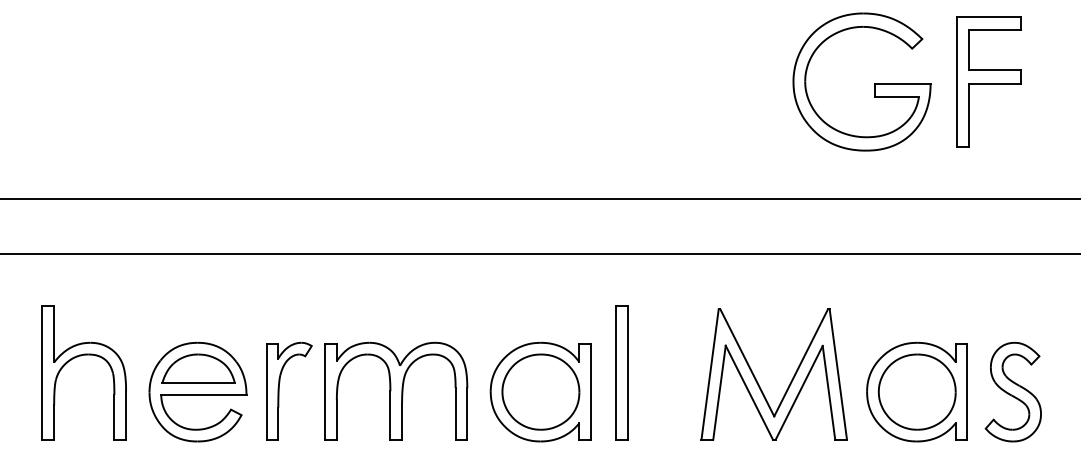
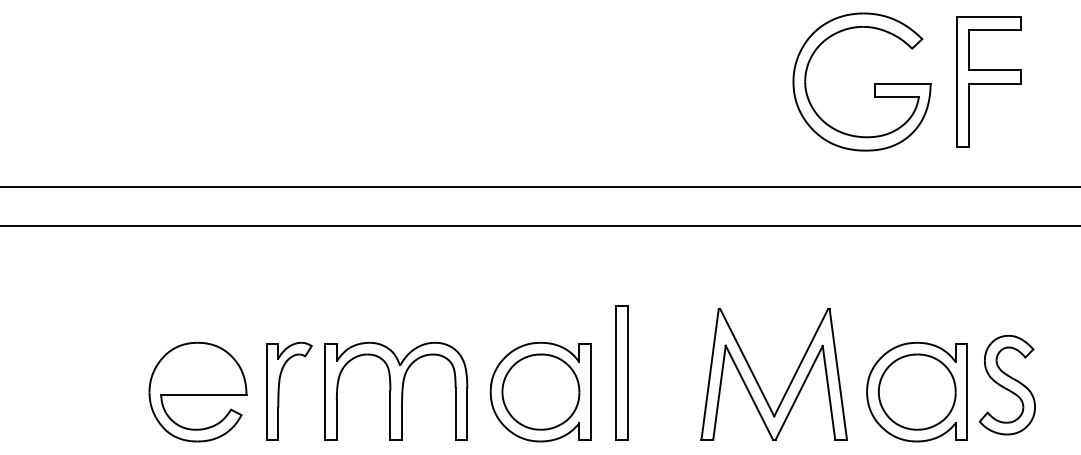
line position: (539, 198) -> (539, 186) (539, 186)
line position: (539, 254) -> (539, 226) (539, 226)
part: present -> none (81, 356)
part: present -> none (198, 368)
part position: (1012, 391) -> (1006, 384) (1006, 384)
